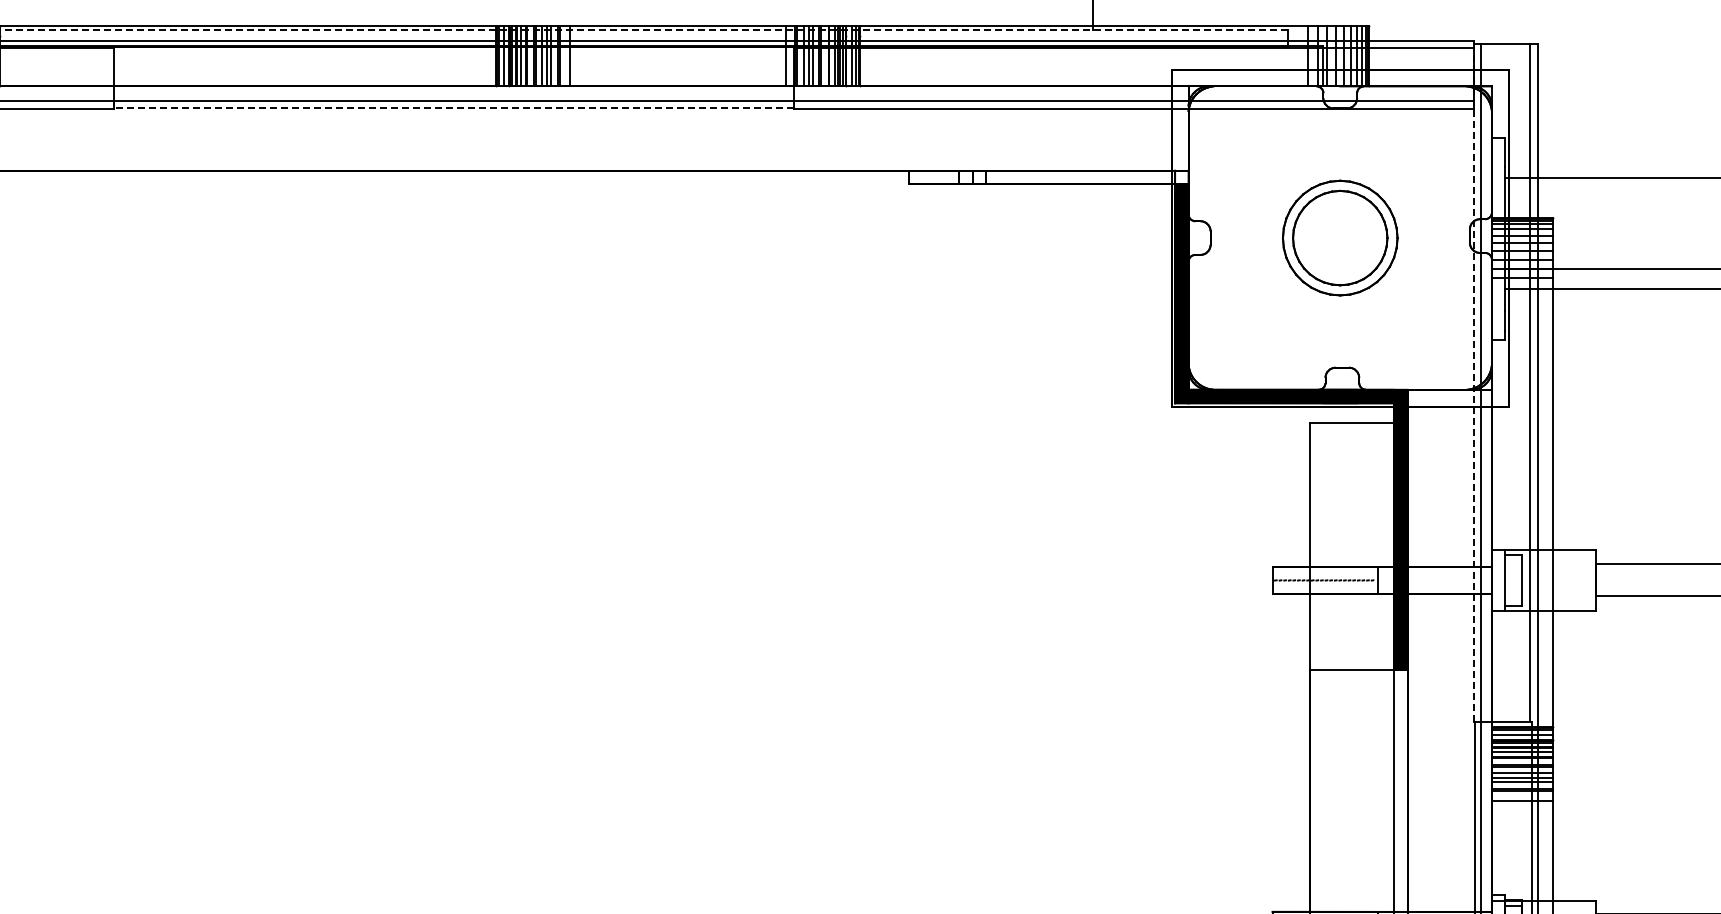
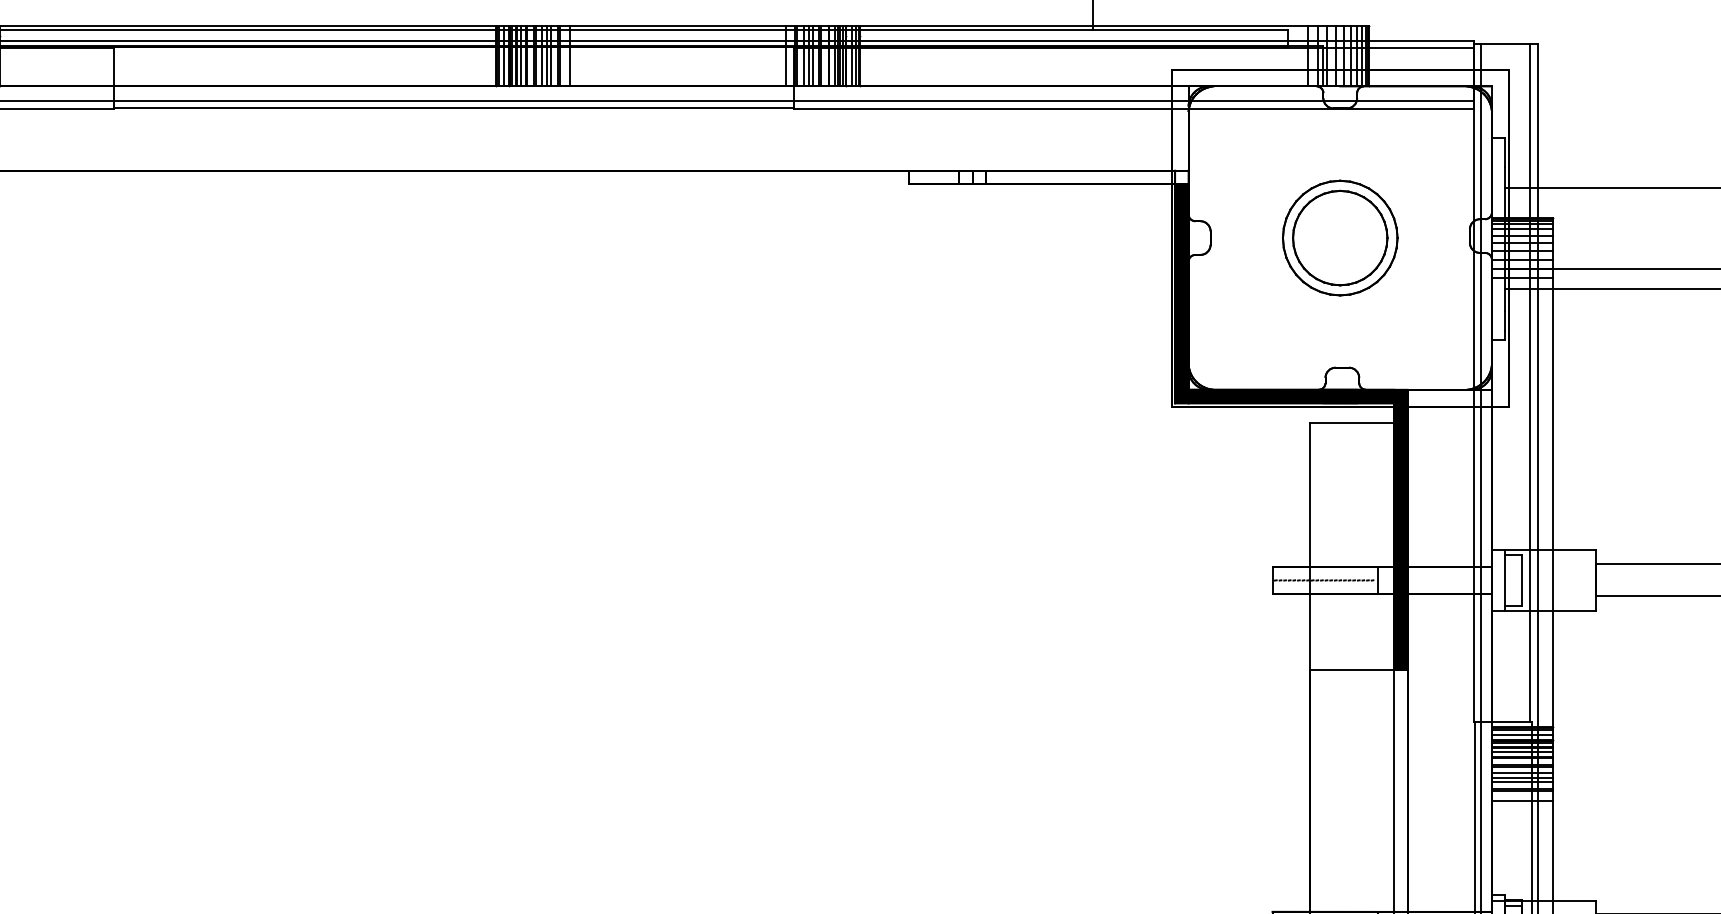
line: dashed -> solid (644, 30)
line: dashed -> solid (454, 107)
line position: (1611, 178) -> (1611, 188) (1611, 188)
line: dashed -> solid (1473, 382)
